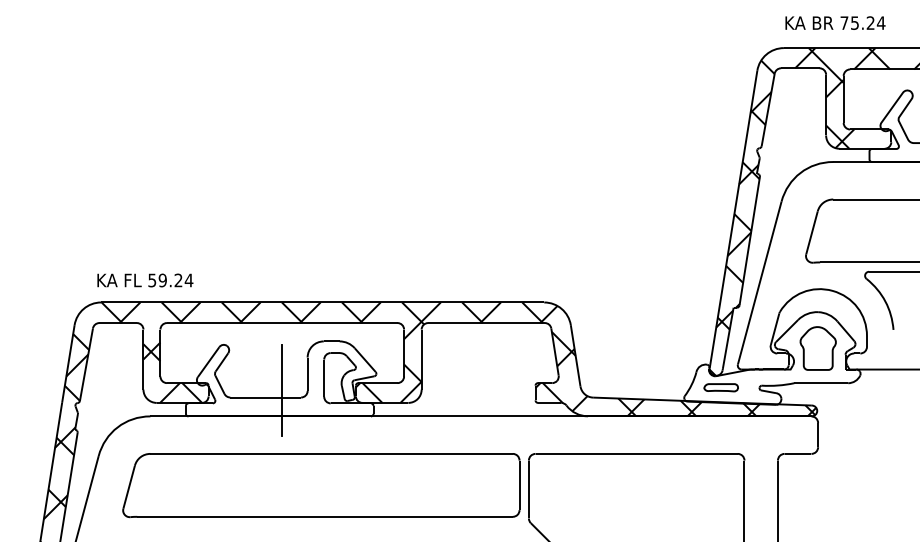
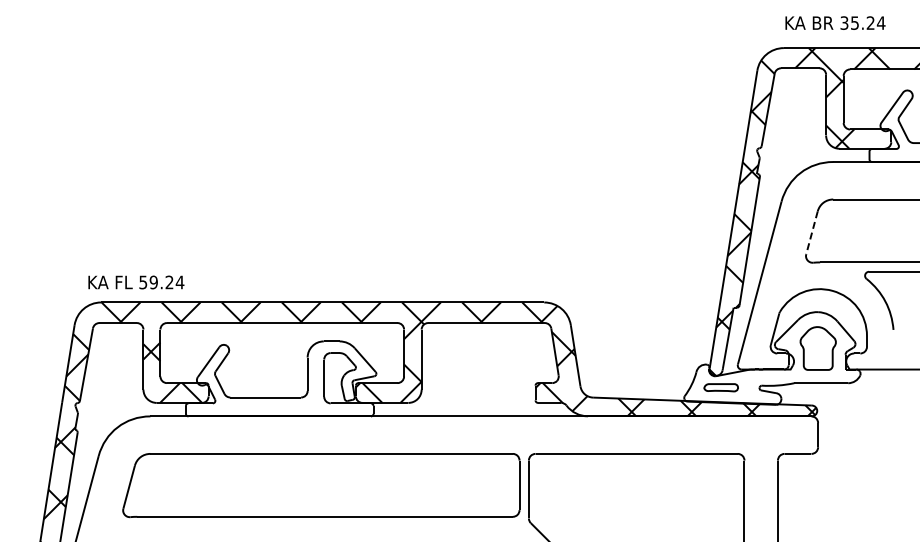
text: 75.24 -> 35.24 (844, 22)
line: solid -> dashed (811, 233)
text position: (145, 280) -> (136, 282) (136, 282)
line: present -> none (281, 390)
